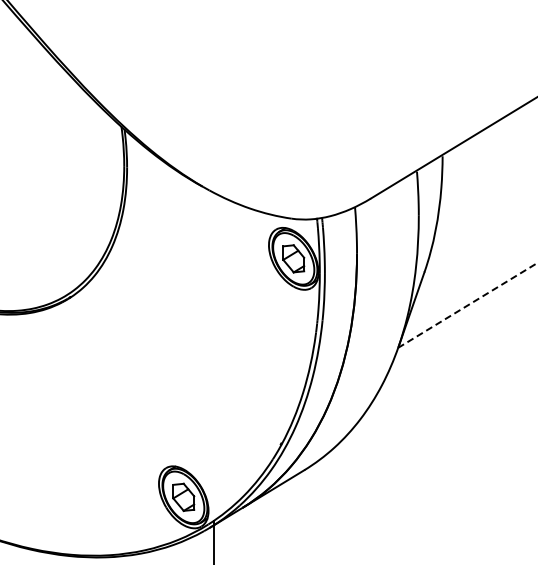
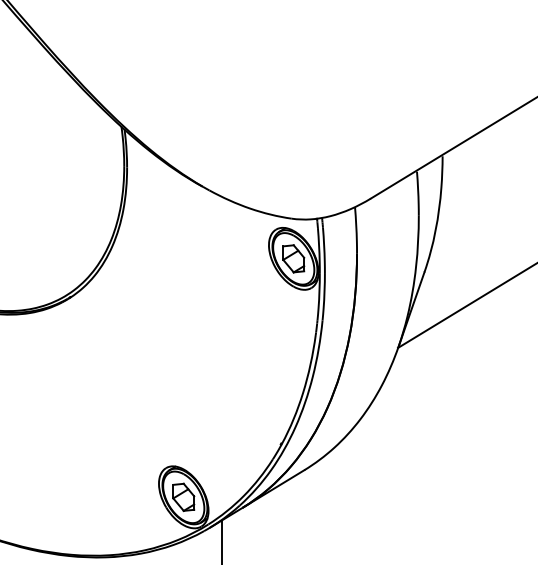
line: dashed -> solid (468, 305)
line position: (213, 540) -> (221, 540) (221, 540)
